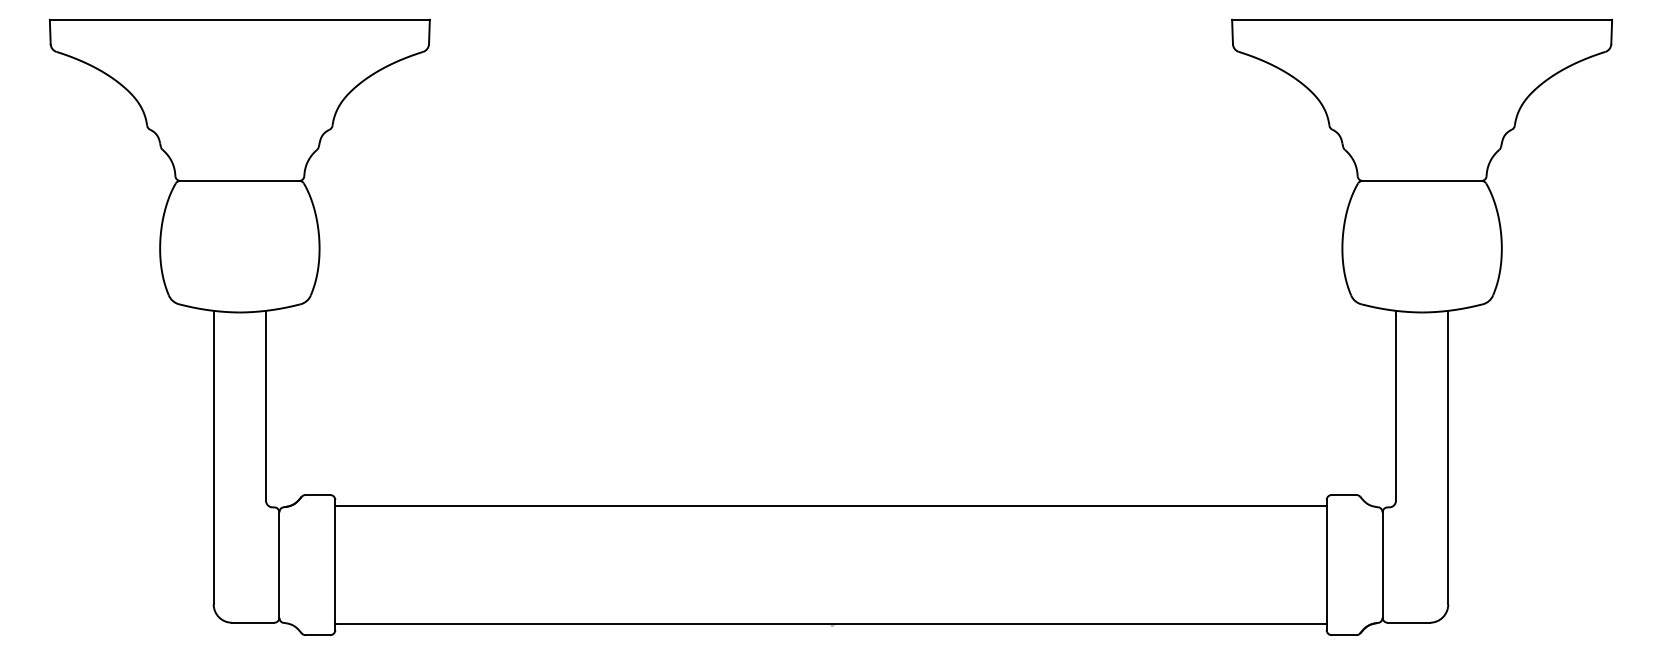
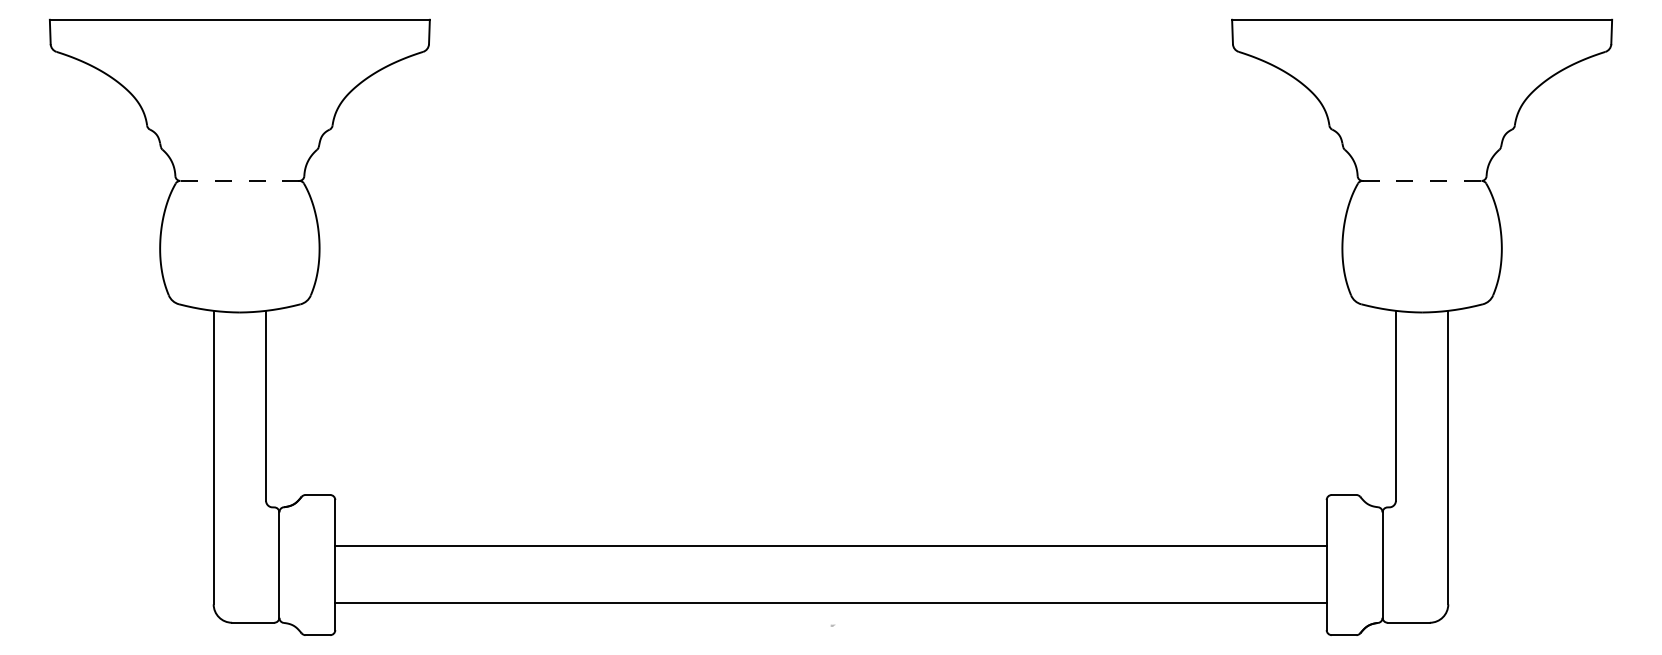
line: solid -> dashed (239, 180)
line: solid -> dashed (1422, 180)
line position: (830, 506) -> (830, 546) (830, 546)
line position: (830, 624) -> (830, 603) (830, 603)
